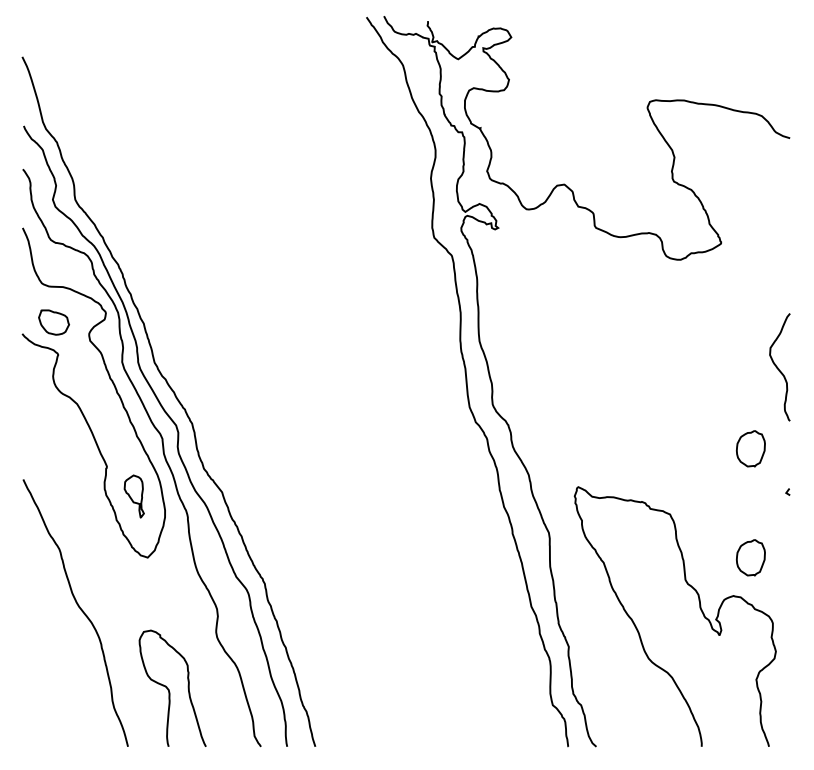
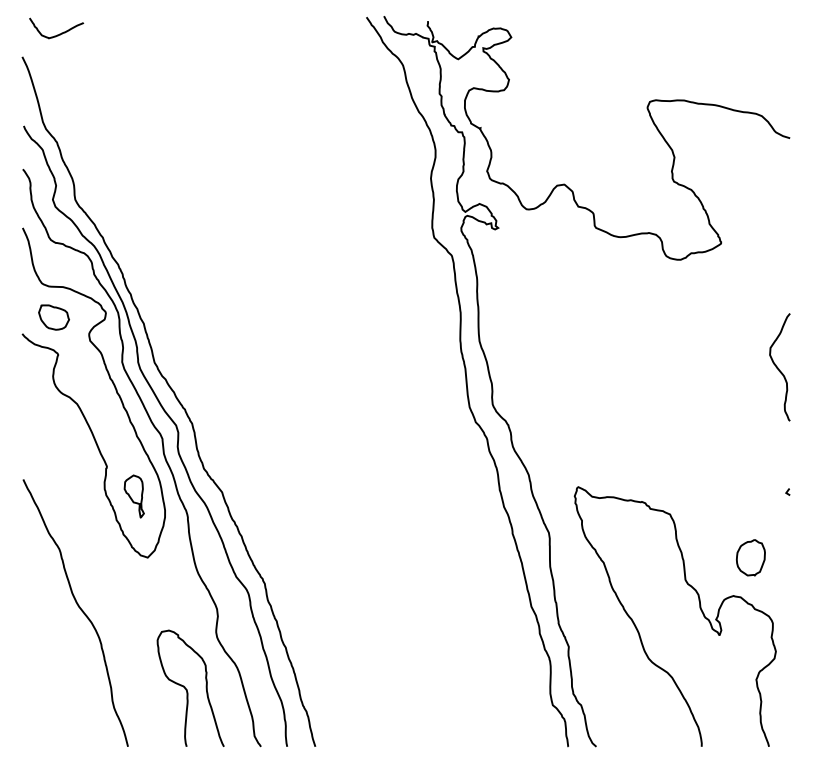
curve: none -> present (59, 33)
part position: (53, 322) -> (53, 317) (53, 317)
part: present -> none (750, 448)
curve position: (169, 689) -> (187, 689) (187, 689)
